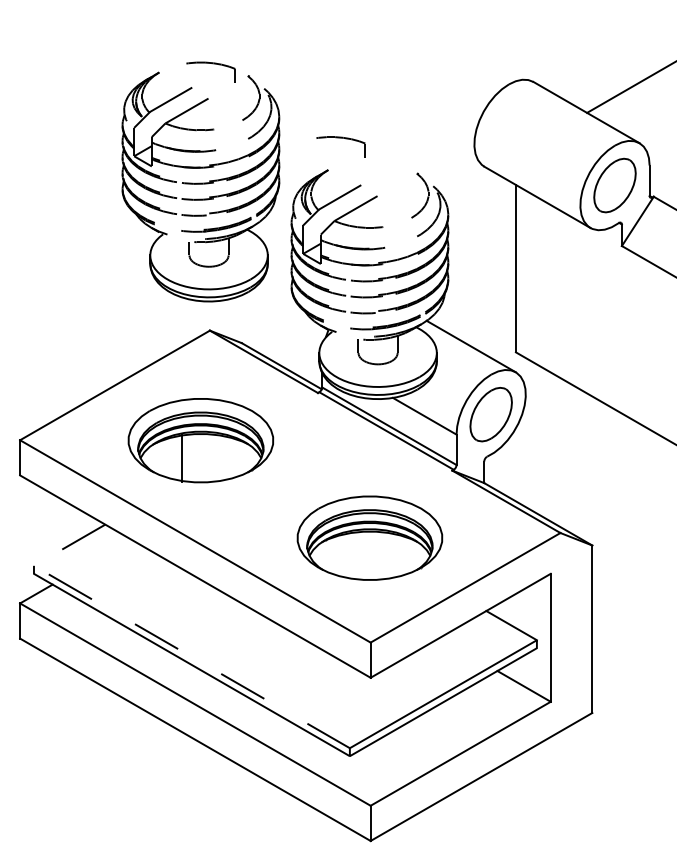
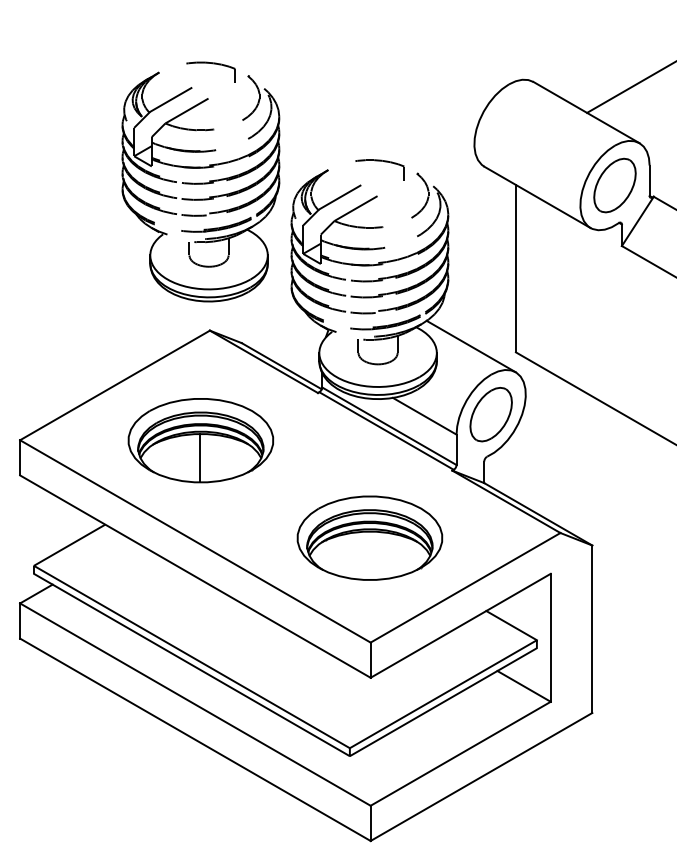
part position: (340, 138) -> (379, 161) (379, 161)
line position: (182, 458) -> (200, 458) (200, 458)
line: dashed -> solid (156, 636)
